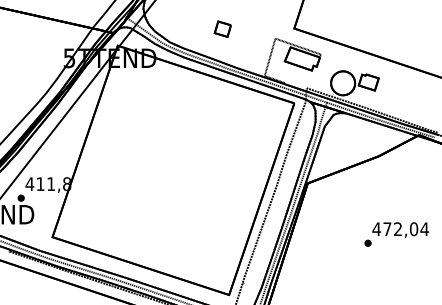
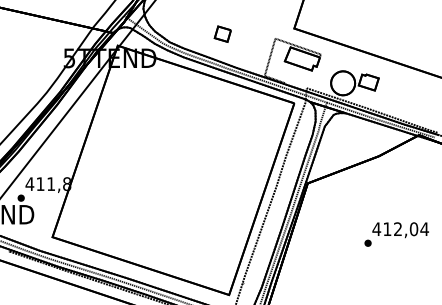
part position: (222, 28) -> (222, 33) (222, 33)
text: 472,04 -> 412,04 (387, 228)
